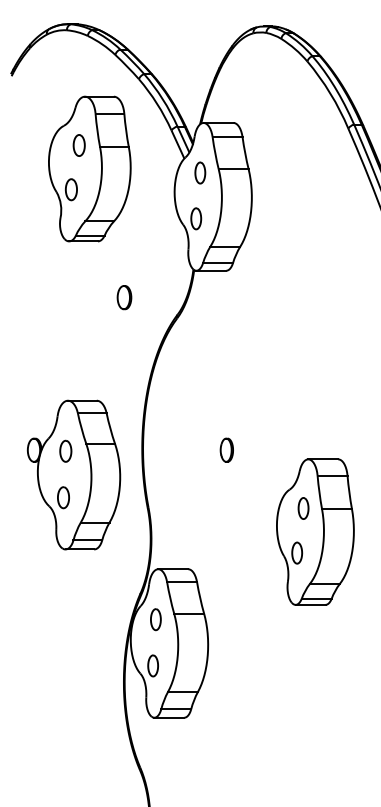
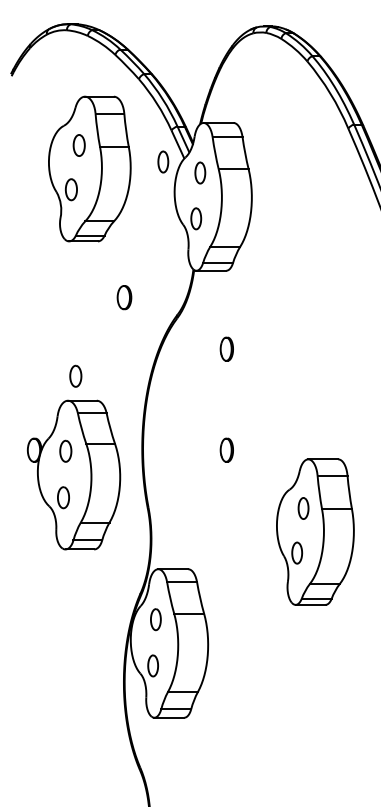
part: none -> present (163, 161)
part: none -> present (226, 348)
part: none -> present (75, 375)
